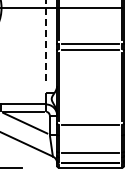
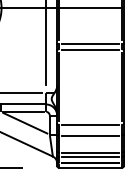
line: dashed -> solid (46, 42)
line: none -> present (21, 93)
line: none -> present (90, 135)
line: none -> present (90, 157)
